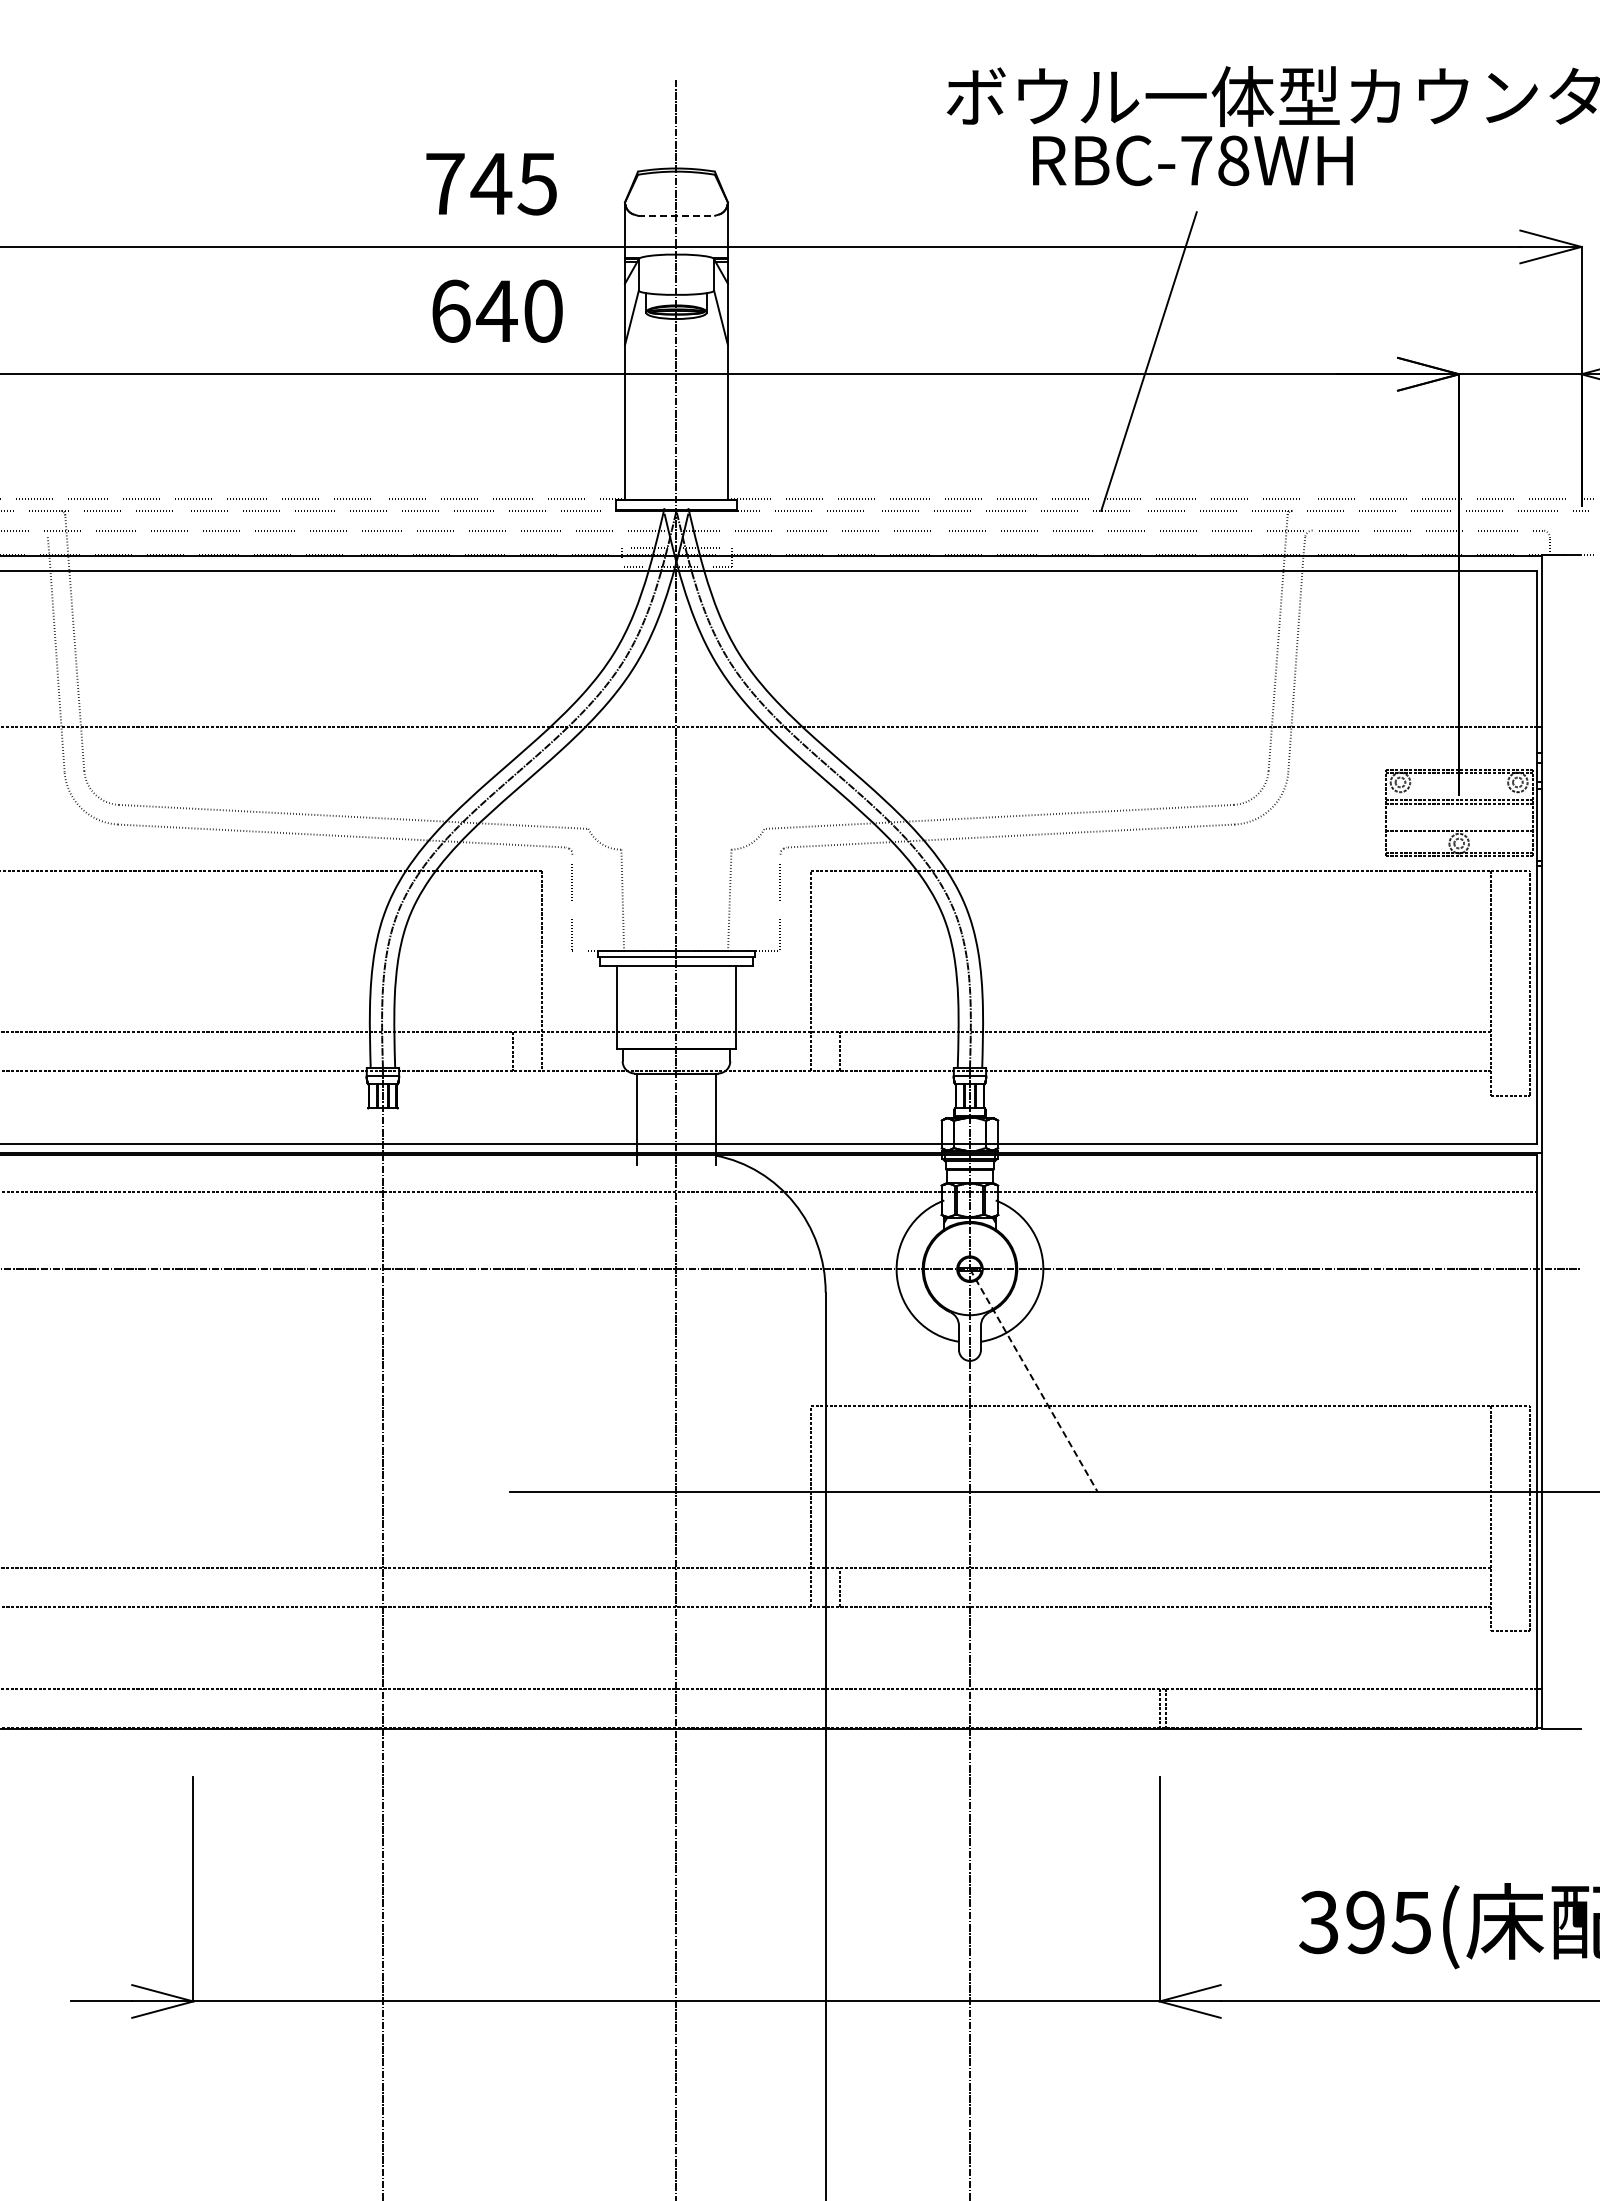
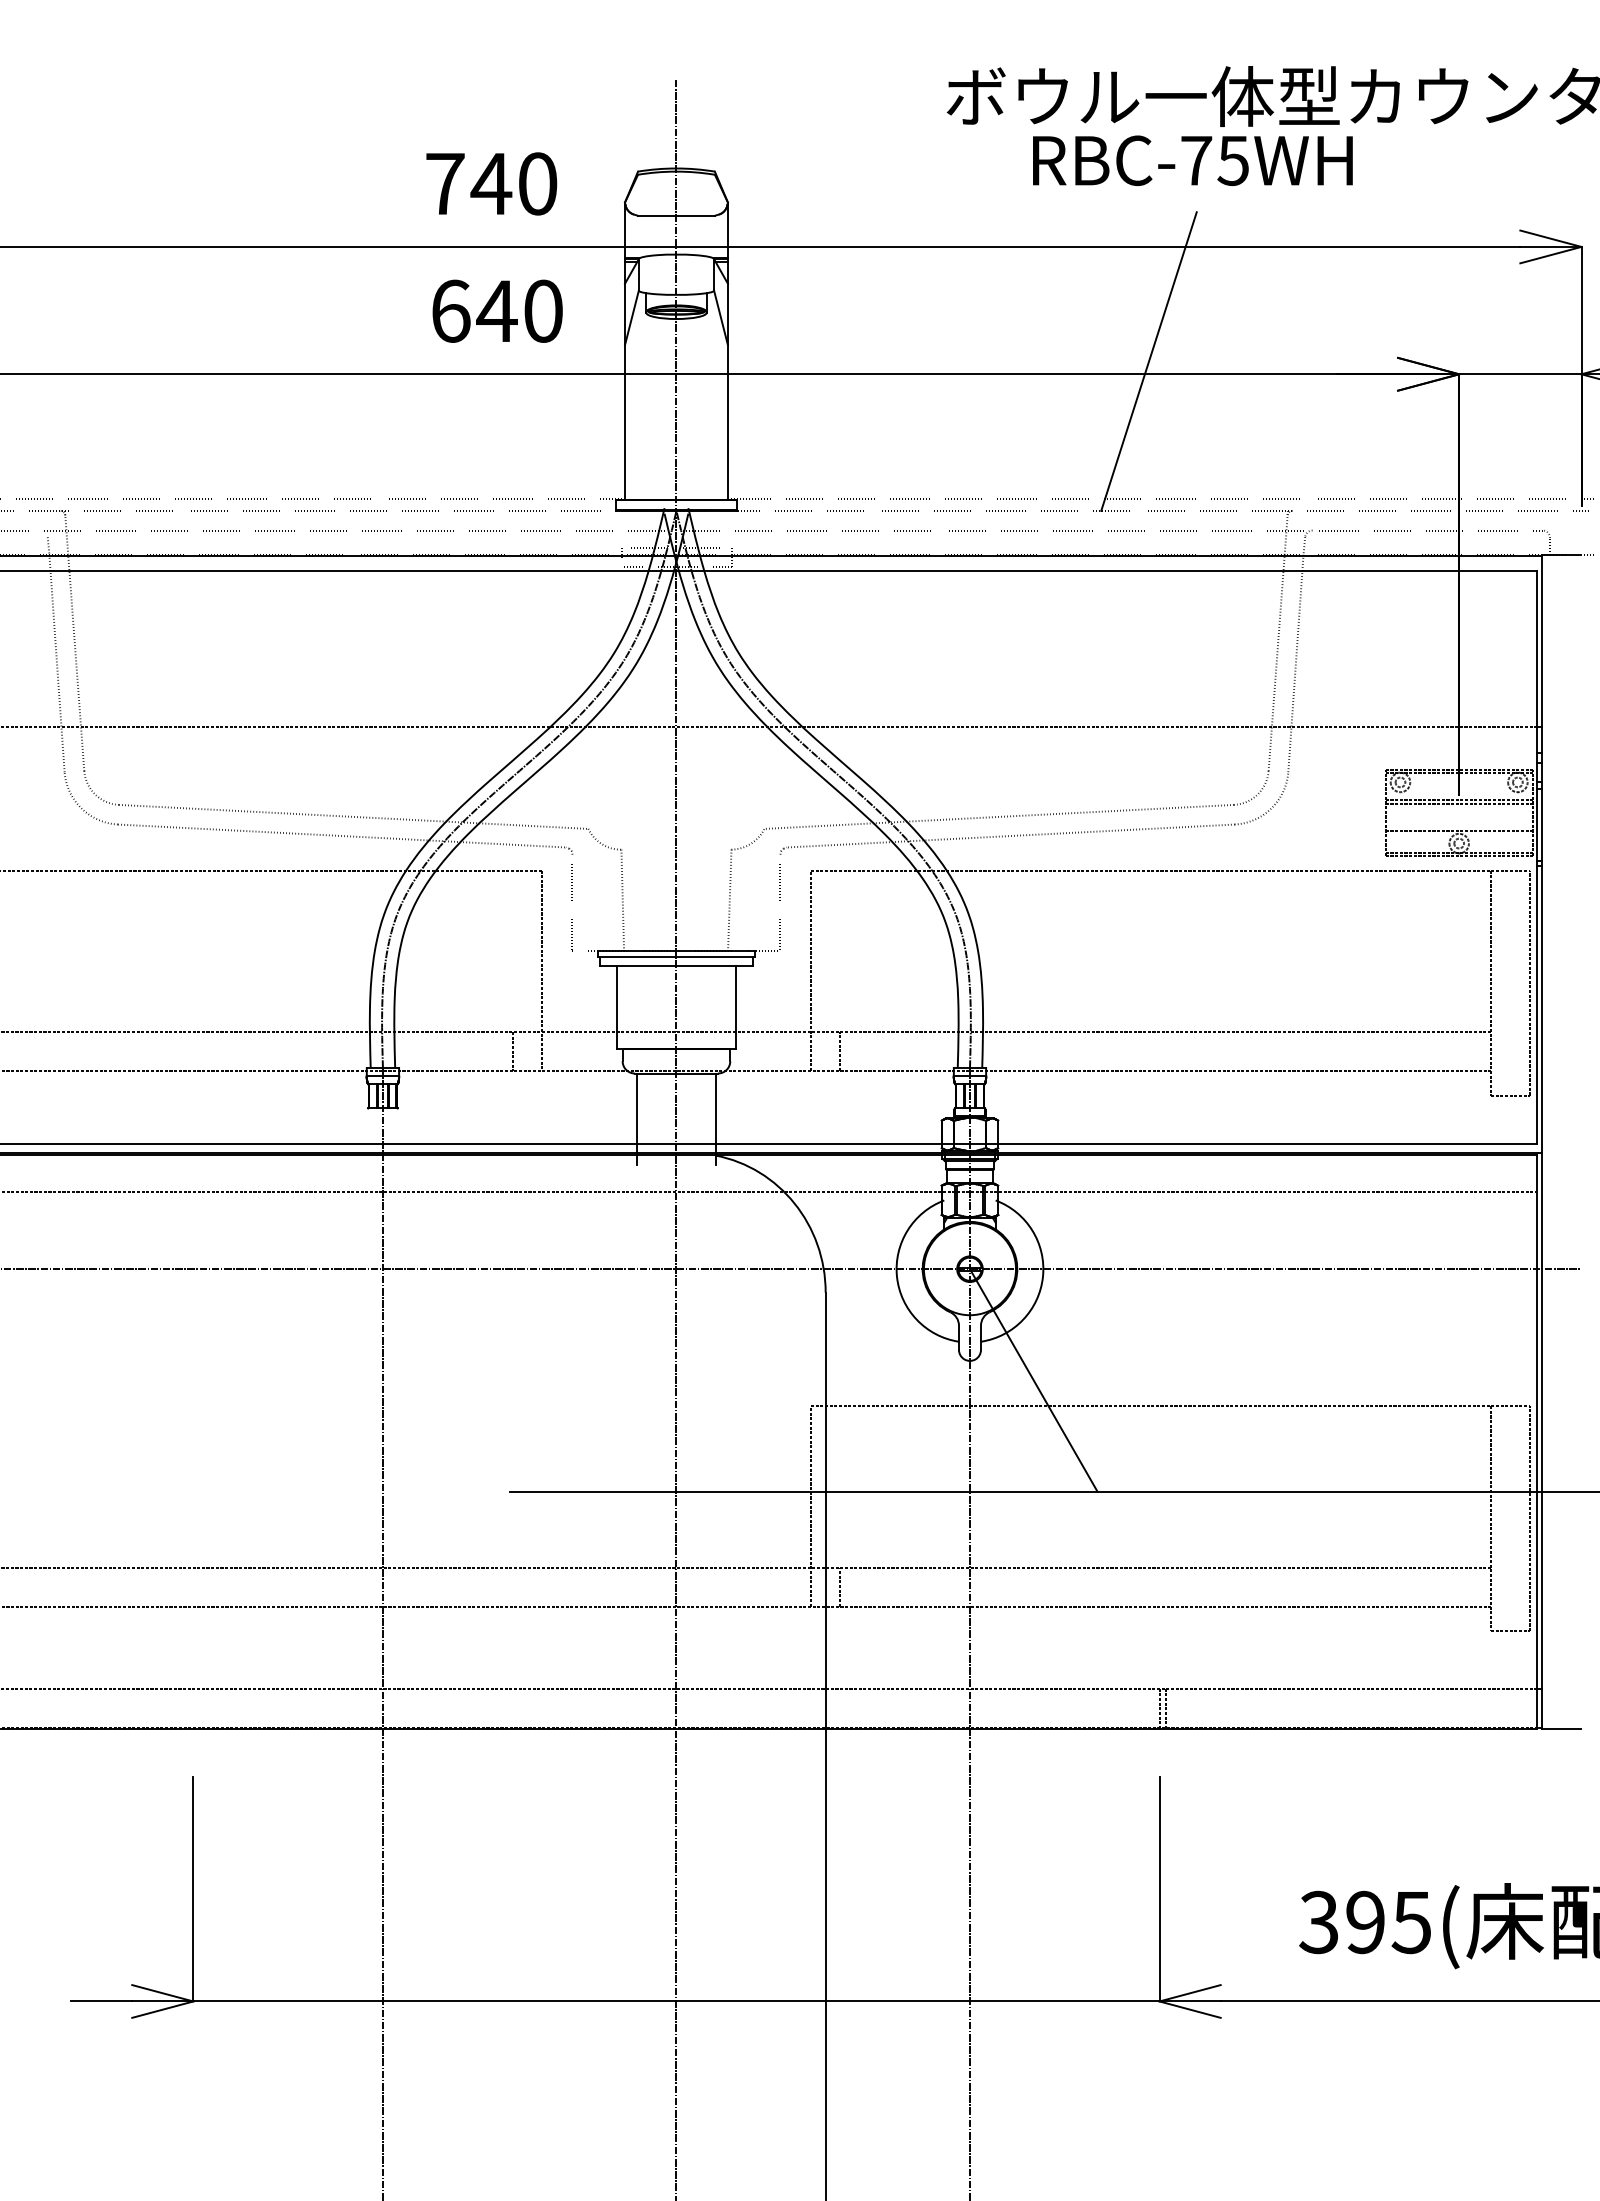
text: RBC-78WH -> RBC-75WH (1233, 160)
text: 745 -> 740 (537, 183)
line: dashed -> solid (676, 215)
line: dashed -> solid (1033, 1380)
